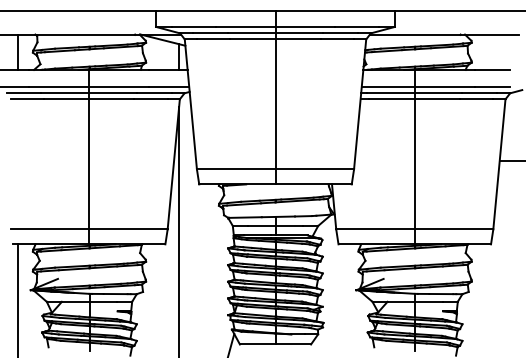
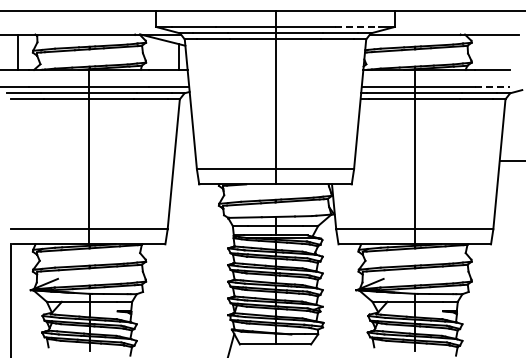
line: solid -> dashed (357, 26)
line: solid -> dashed (492, 86)
line: present -> none (179, 230)
line position: (17, 299) -> (10, 299) (10, 299)
